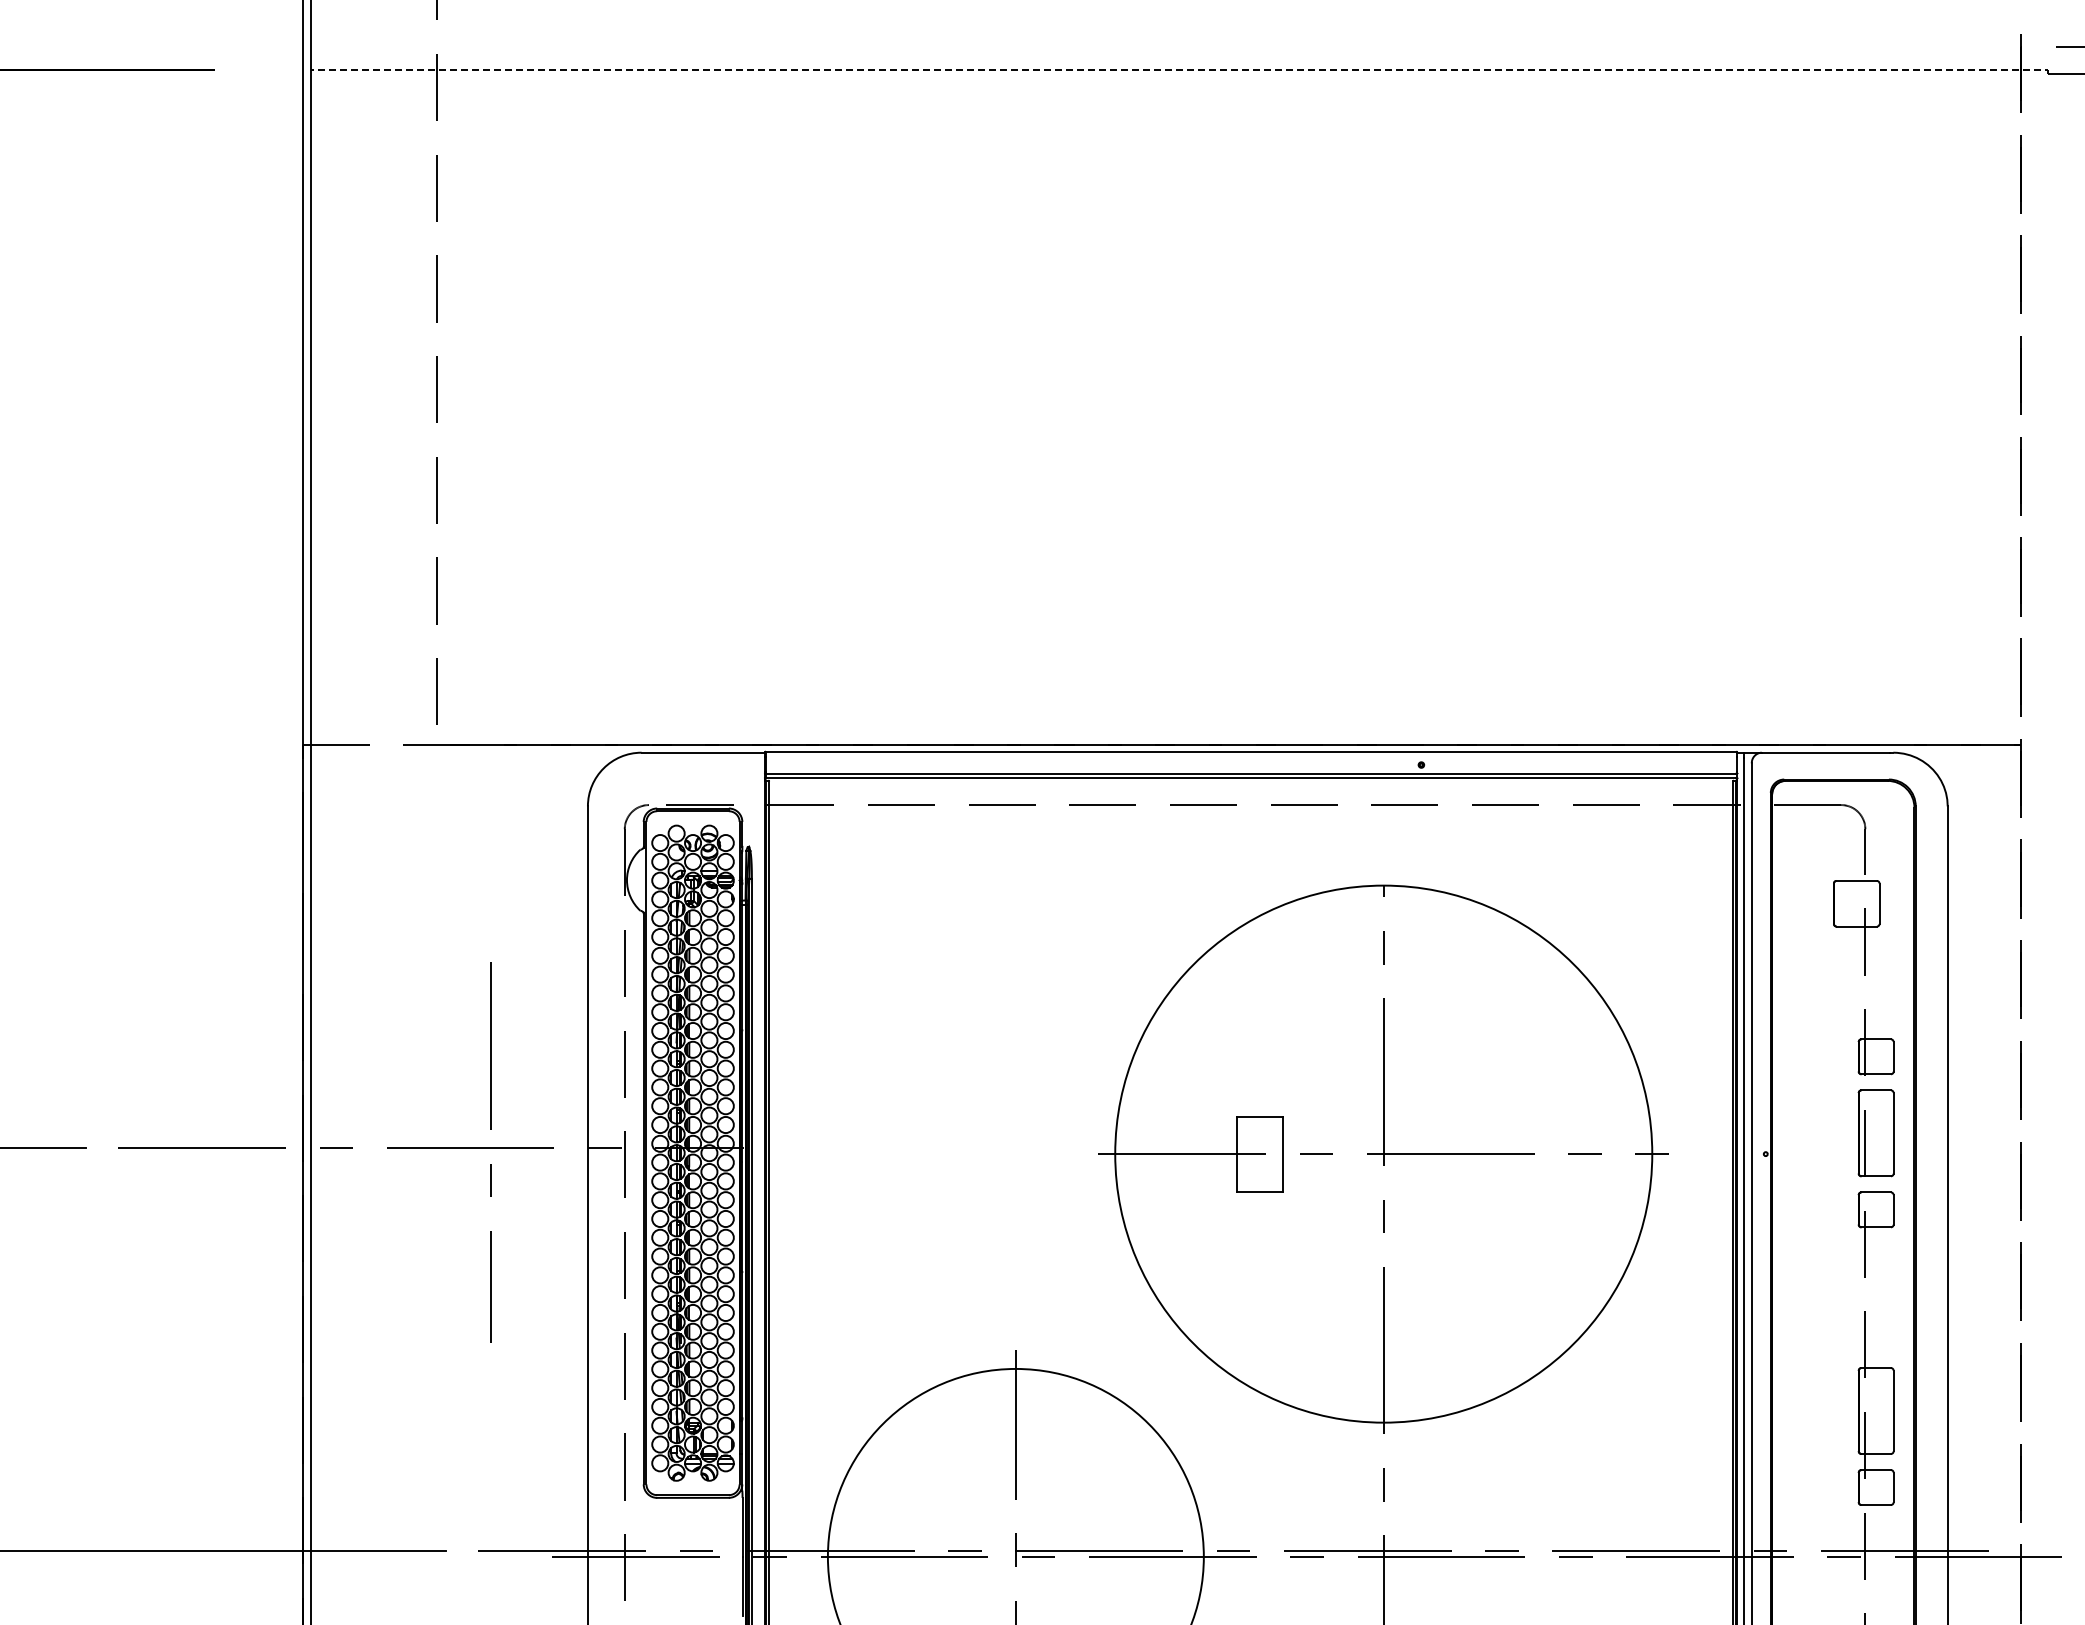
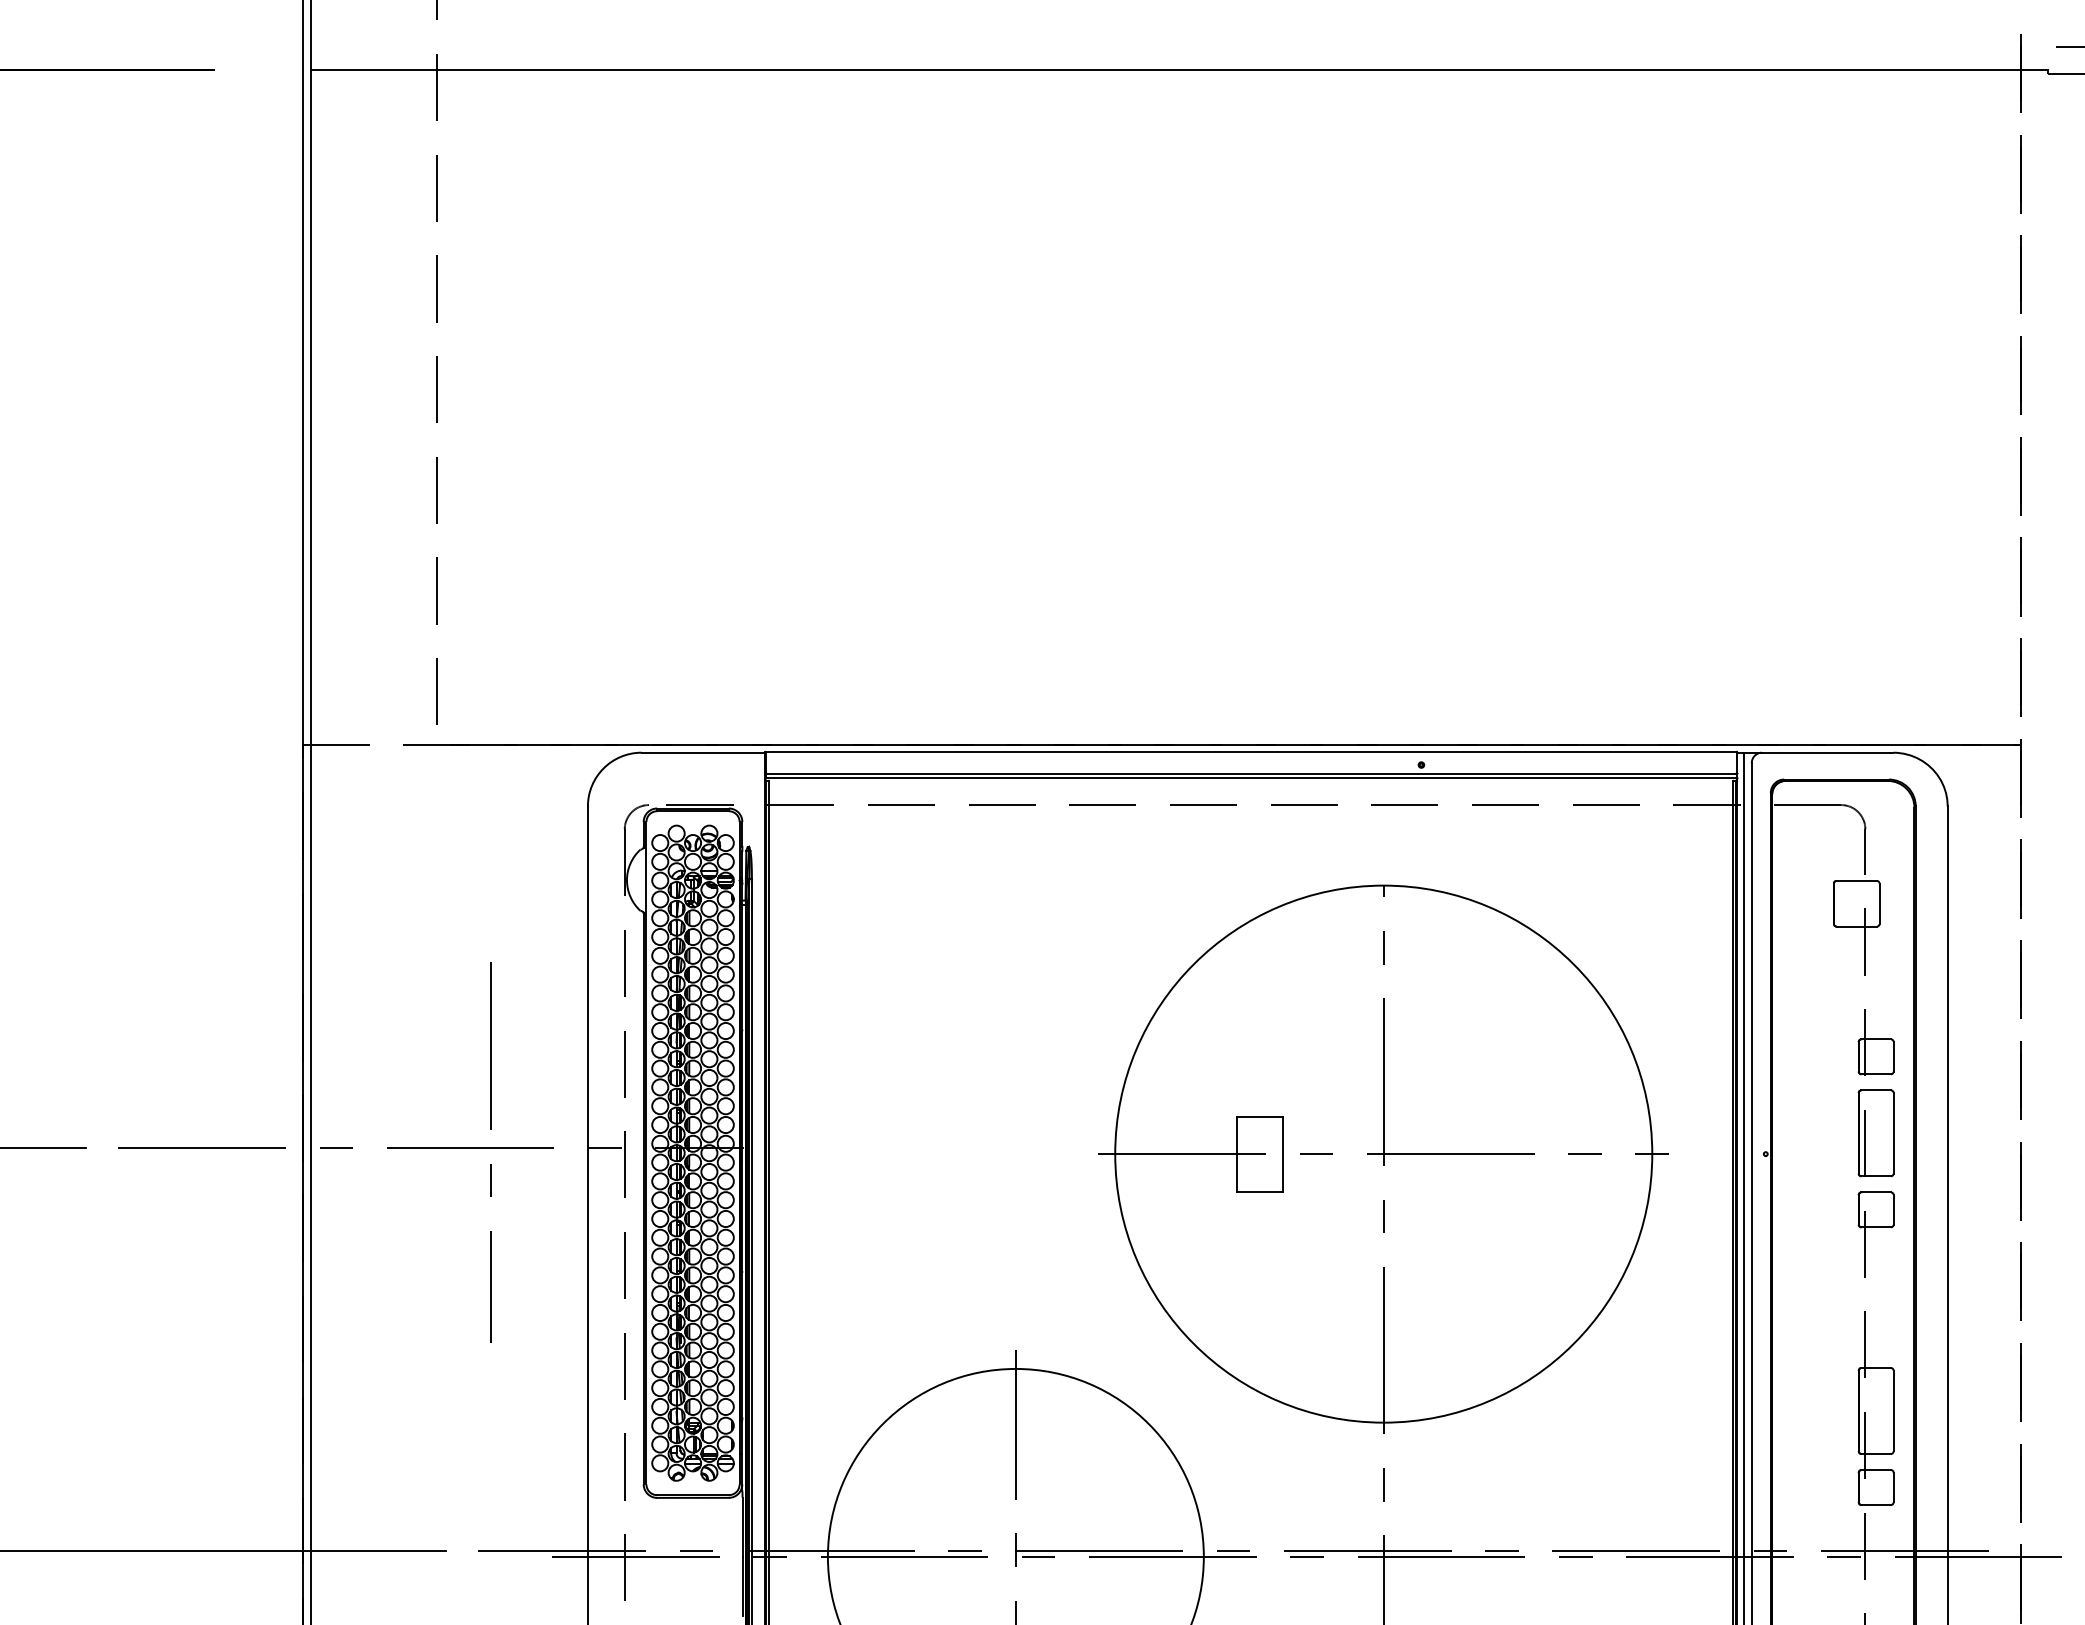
line: dashed -> solid (1182, 70)
